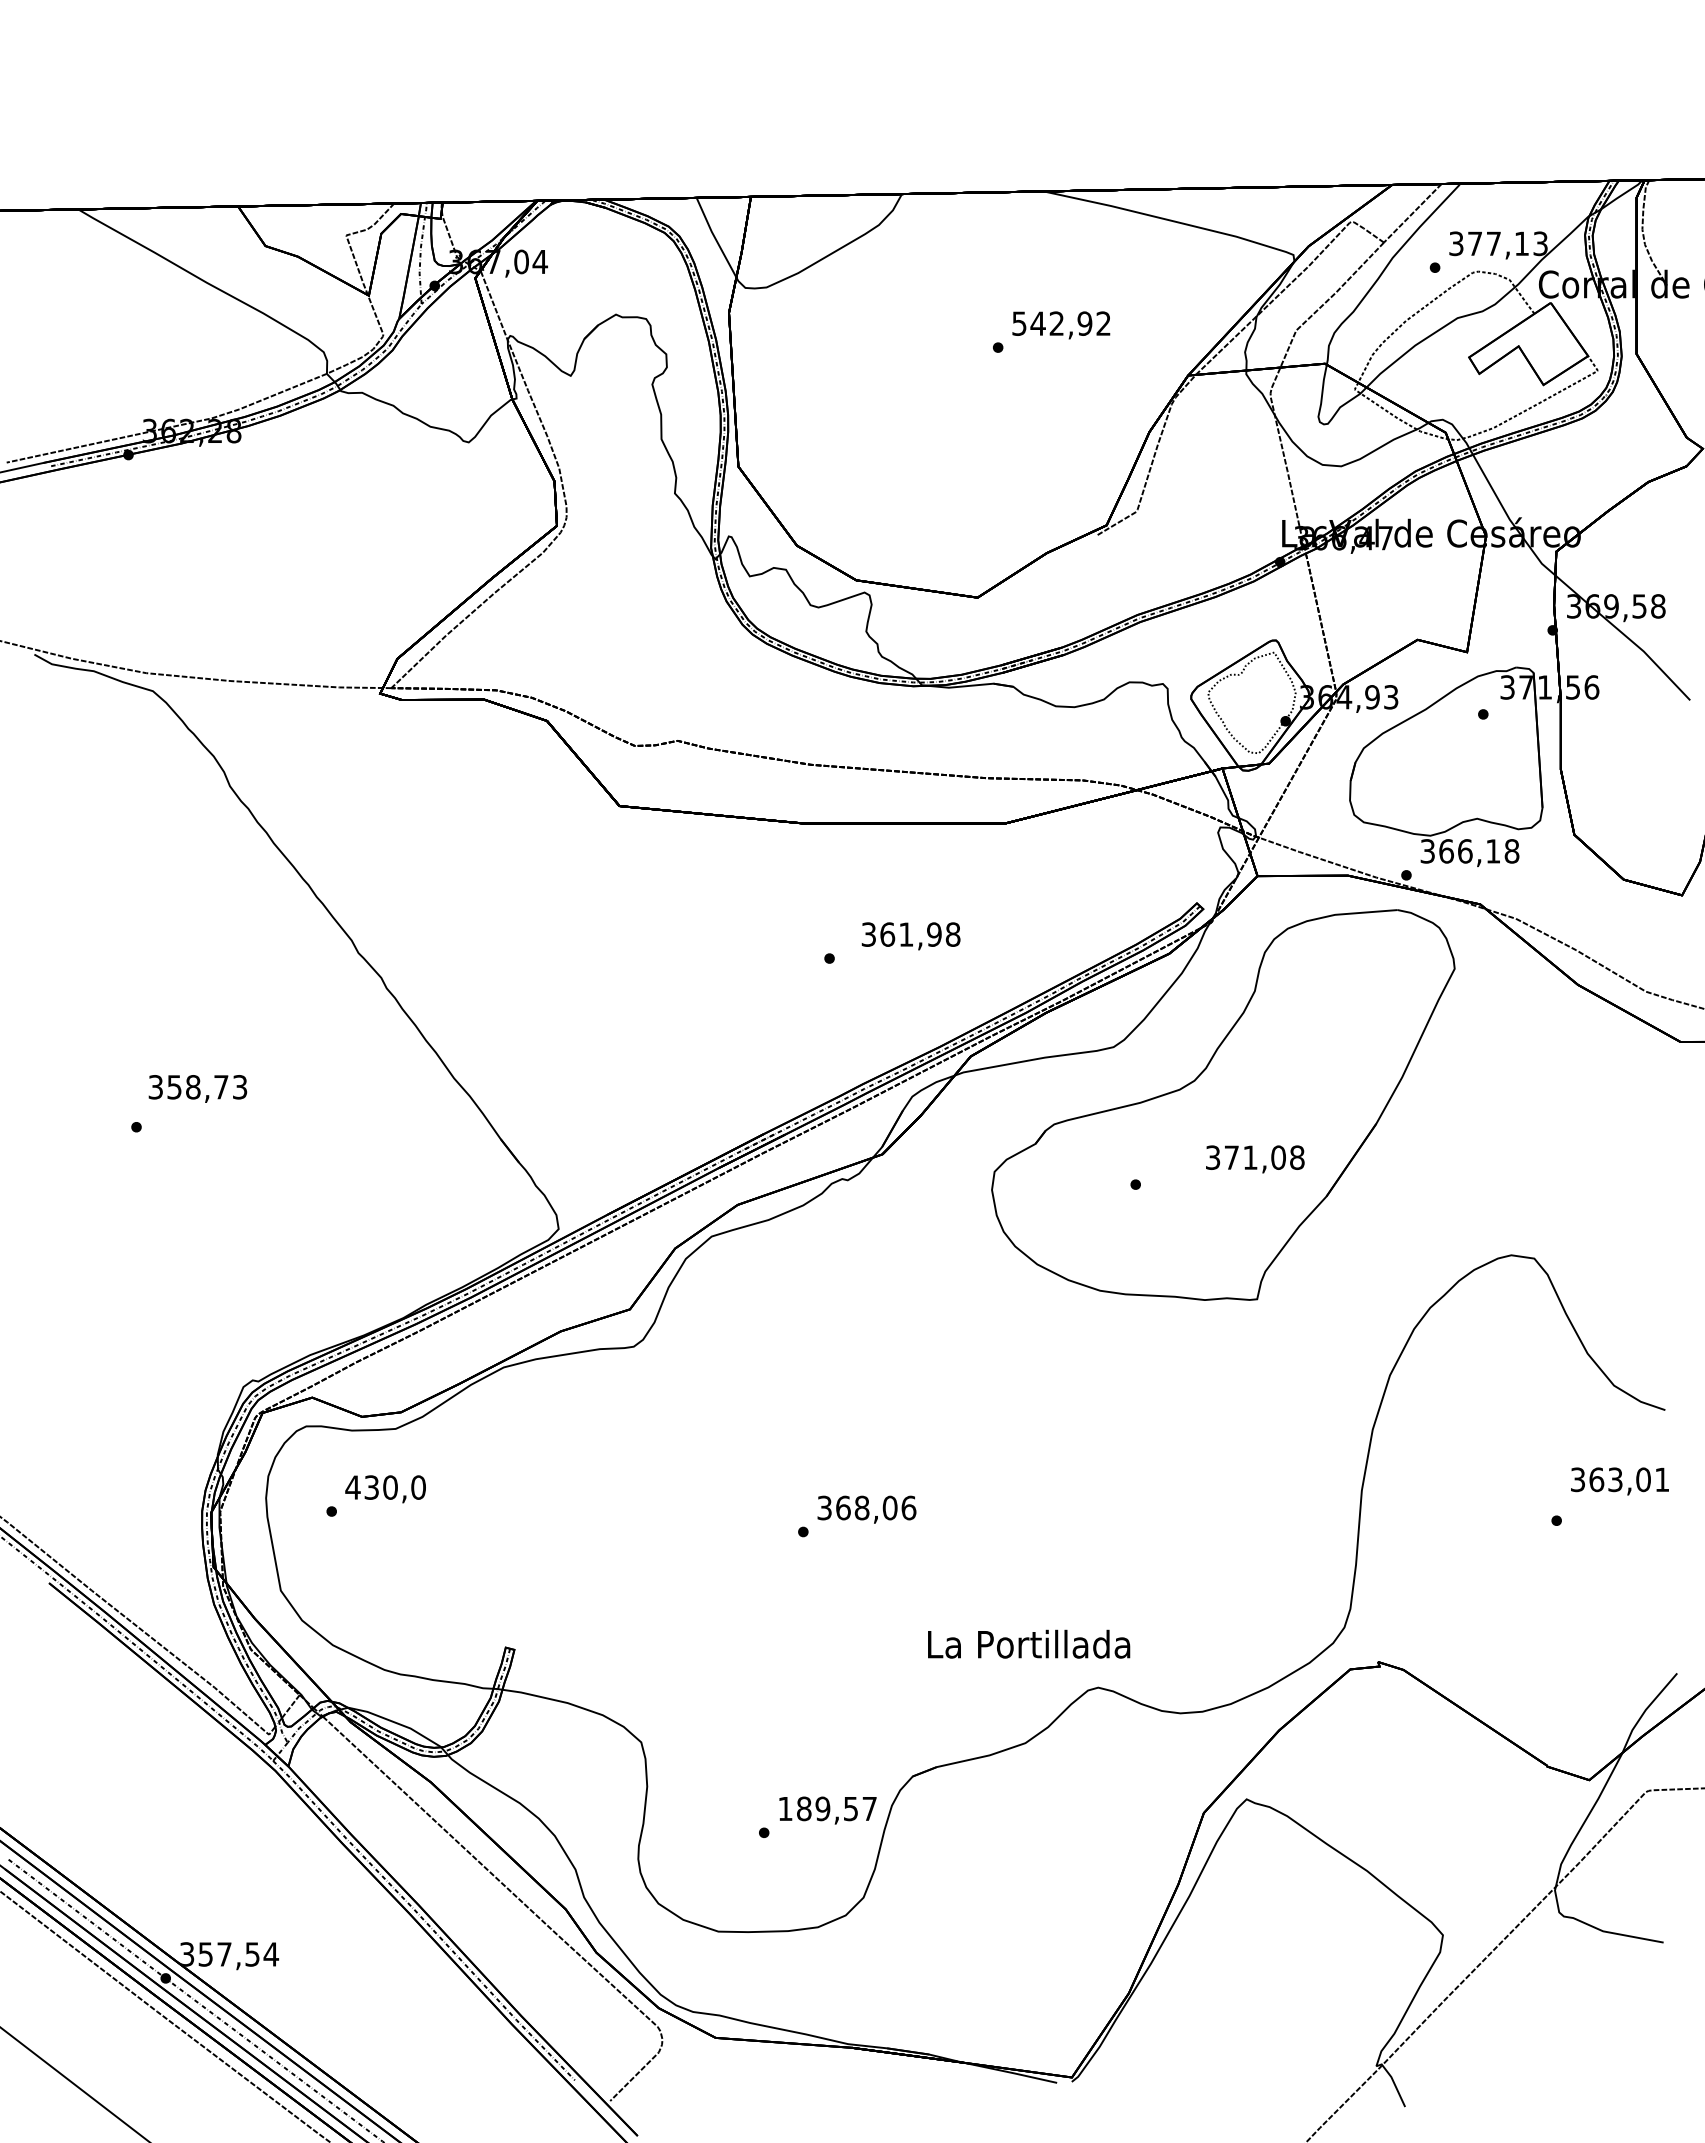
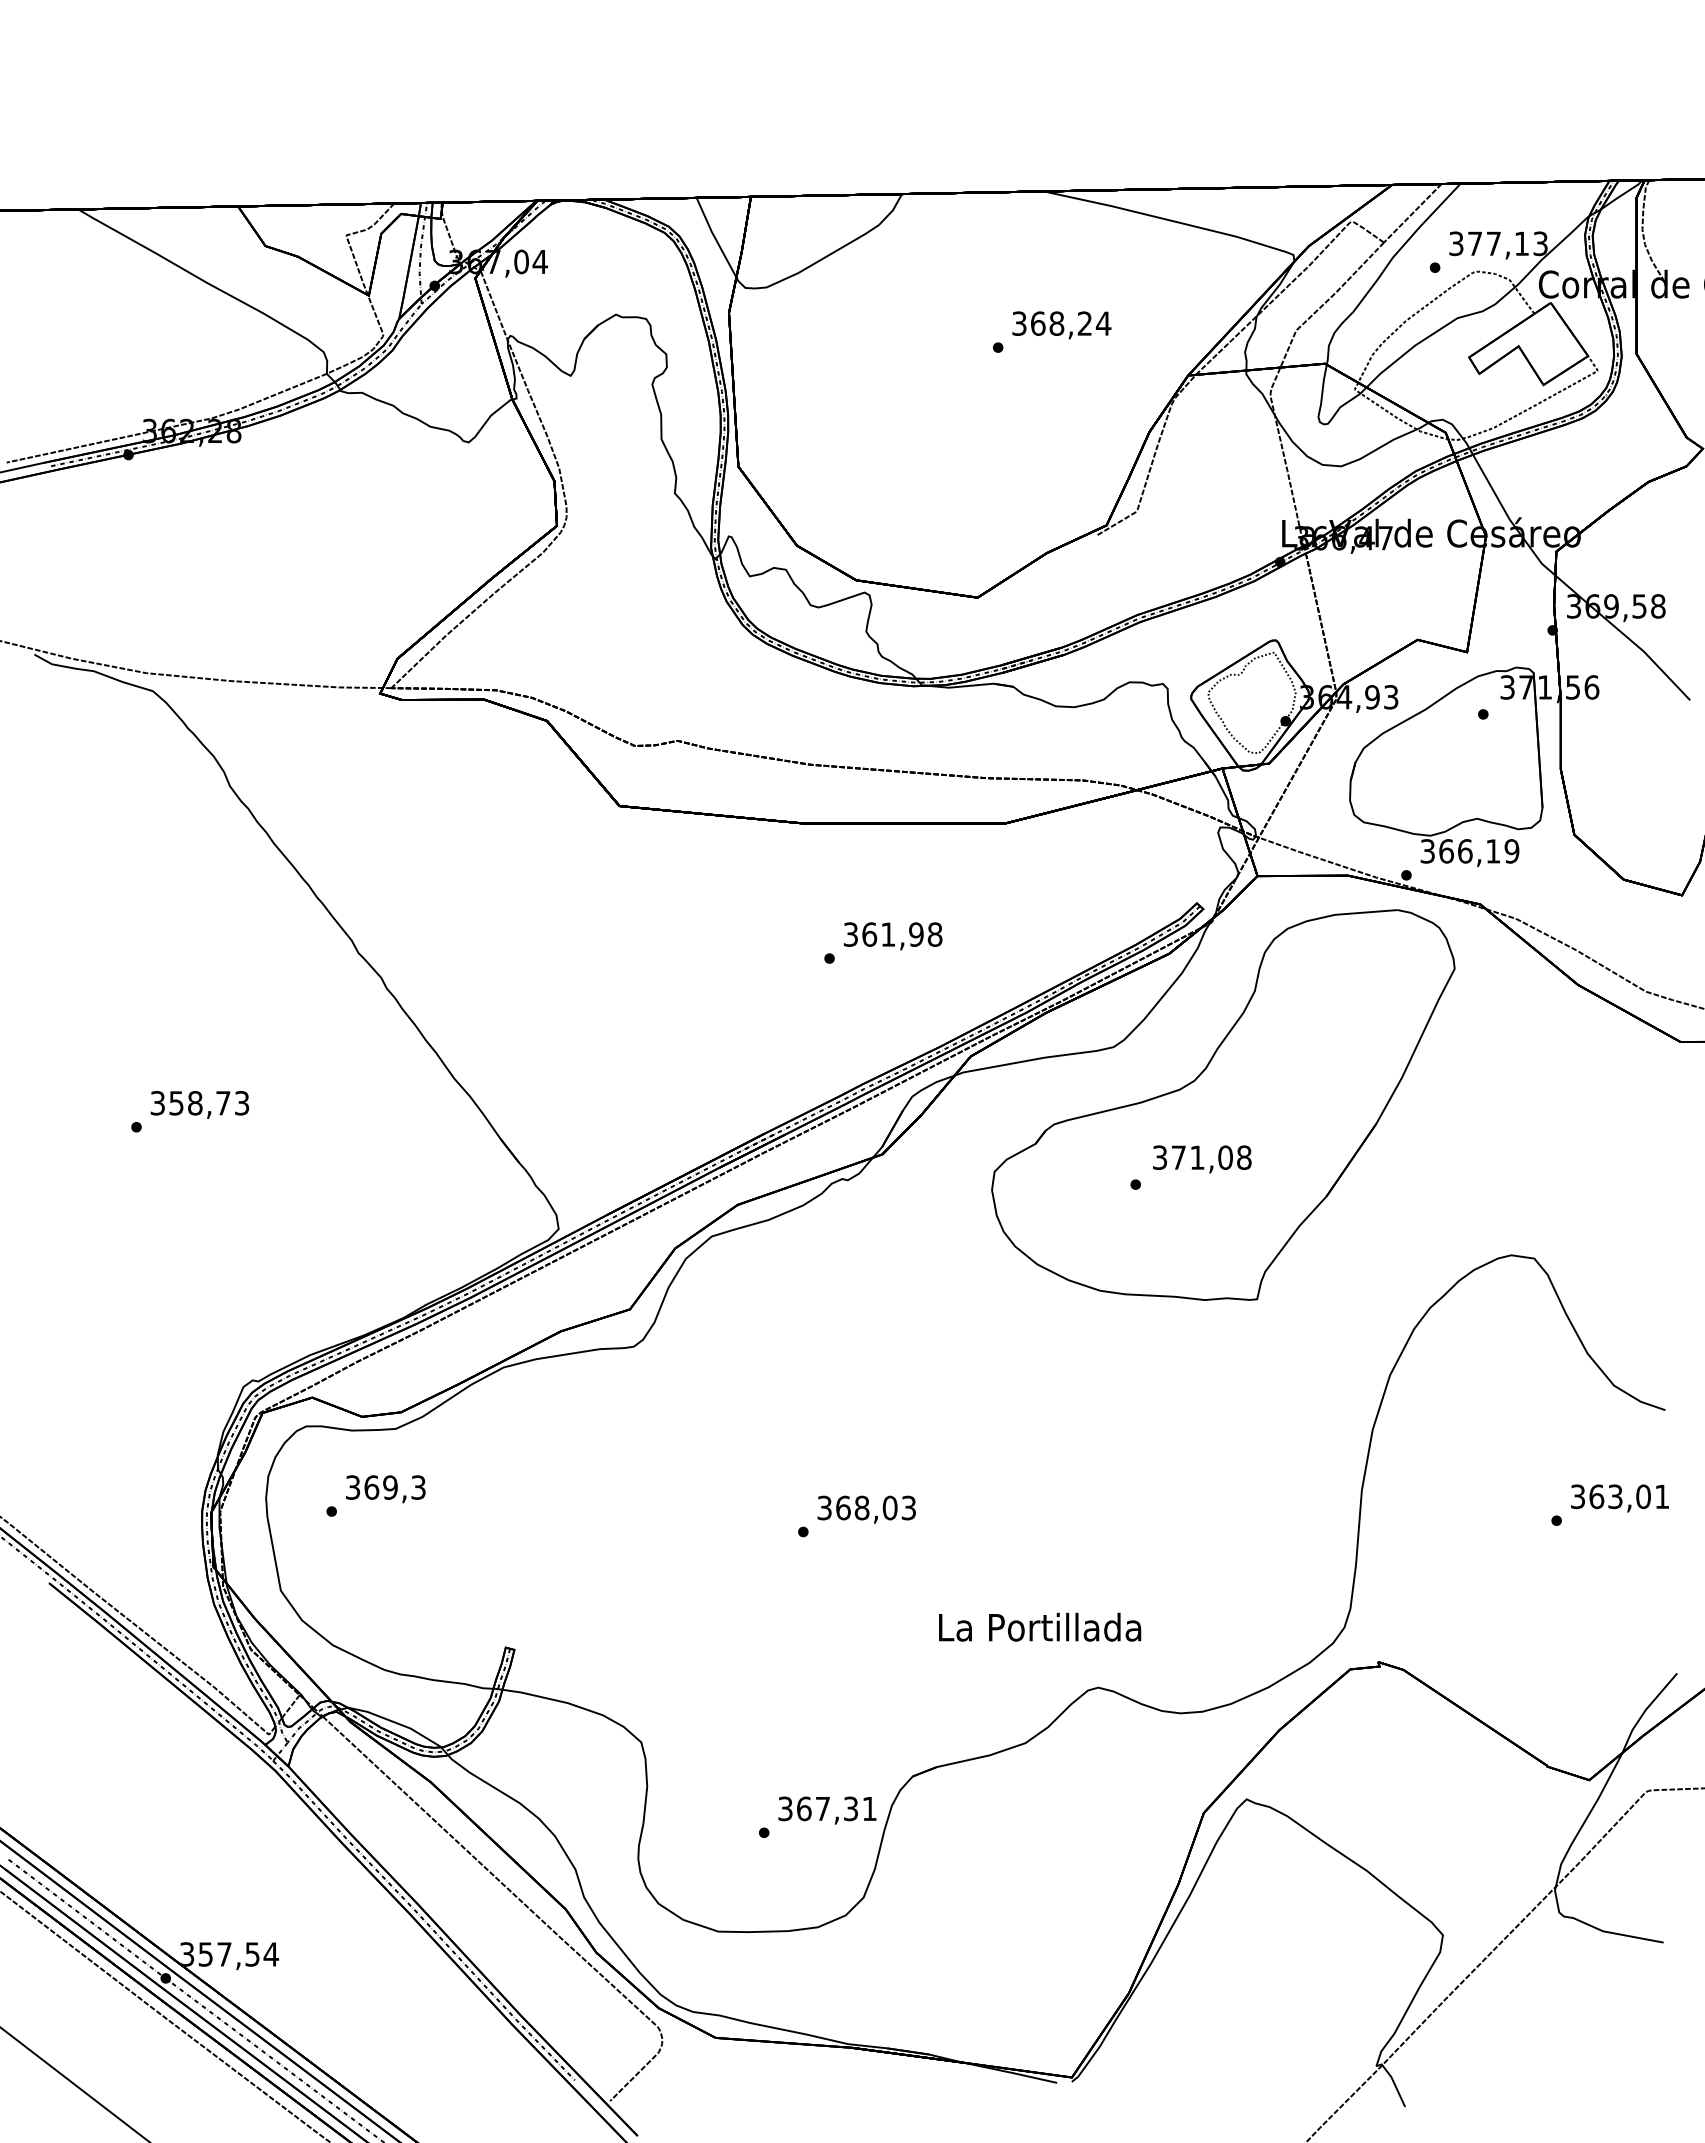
text: 542,92 -> 368,24 (1062, 323)
text: 366,18 -> 366,19 (1511, 851)
text position: (910, 936) -> (892, 936) (892, 936)
text position: (197, 1088) -> (199, 1104) (199, 1104)
text position: (1255, 1159) -> (1202, 1159) (1202, 1159)
text position: (1619, 1481) -> (1619, 1498) (1619, 1498)
text: 430,0 -> 369,3 (385, 1487)
text: 368,06 -> 368,03 (908, 1507)
text position: (1029, 1643) -> (1040, 1626) (1040, 1626)
text: 189,57 -> 367,31 (827, 1808)
